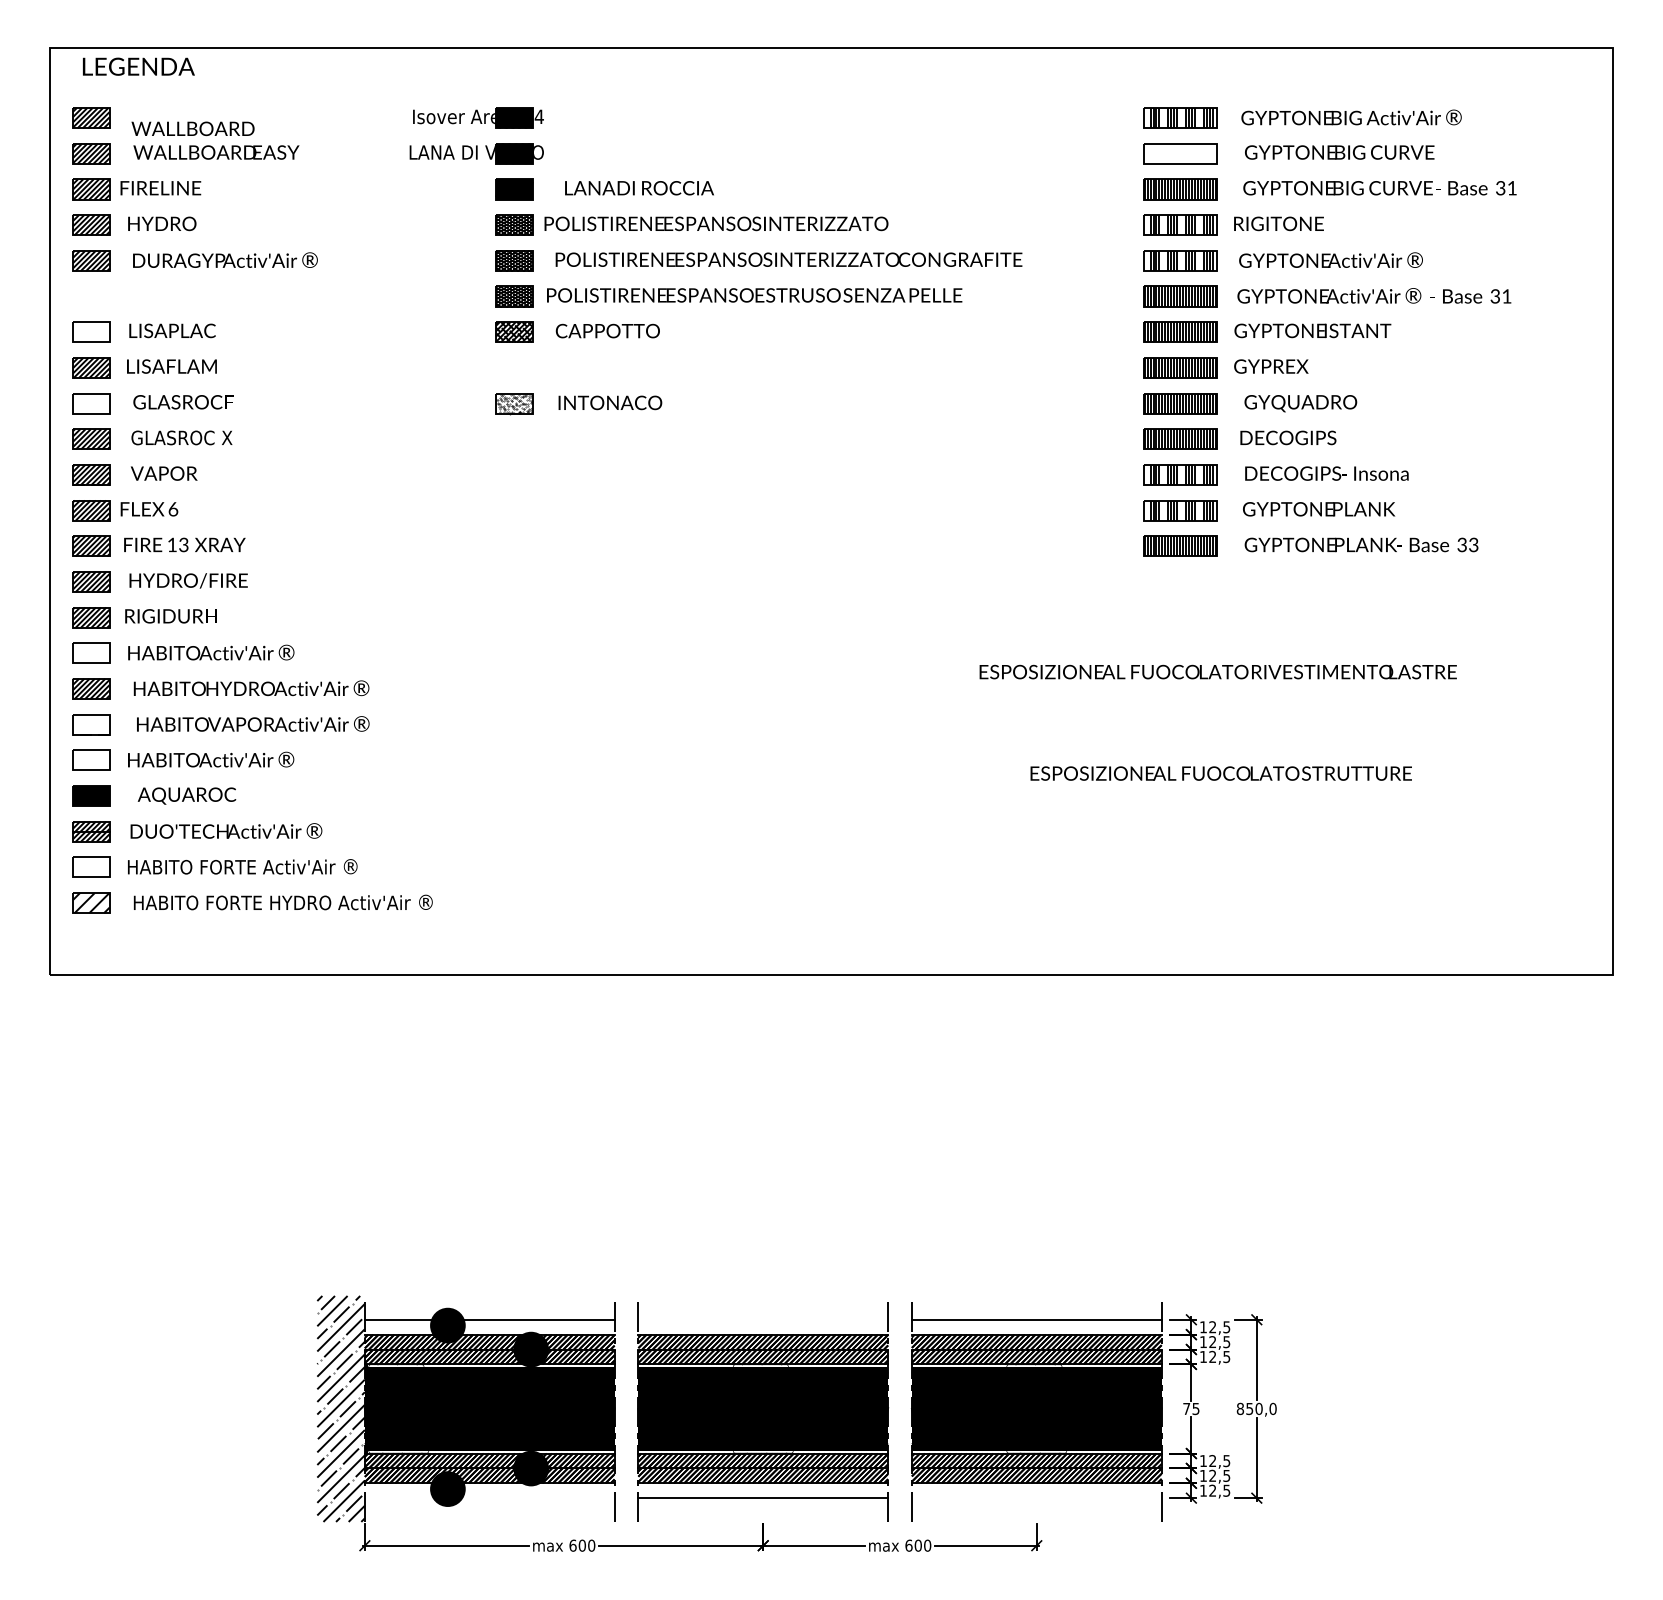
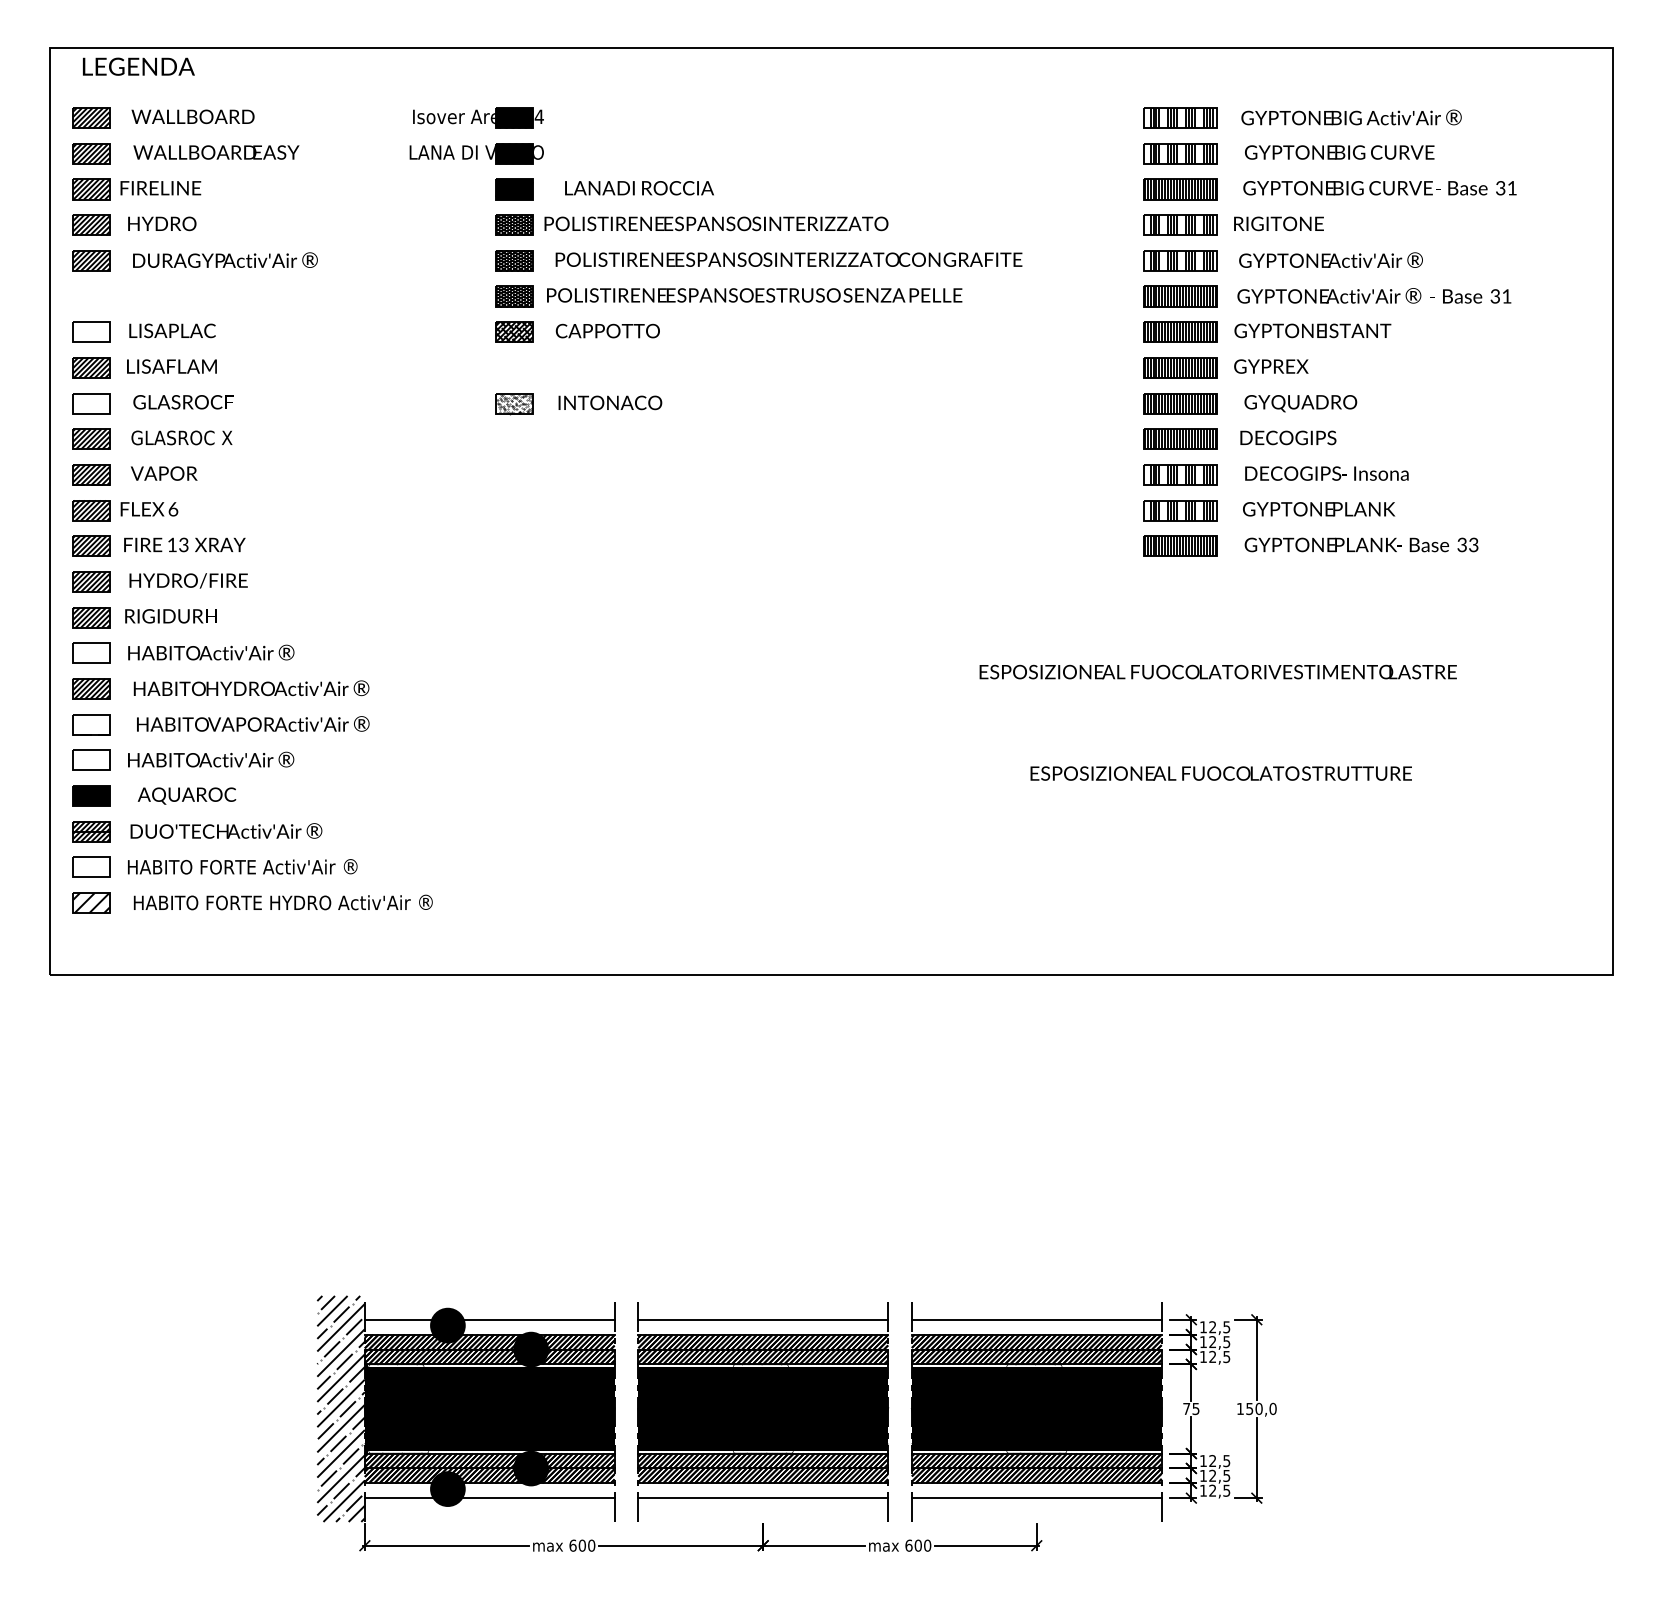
text position: (192, 128) -> (192, 116) (192, 116)
hatch: none -> present (1181, 153)
line: none -> present (763, 1319)
text: 850,0 -> 150,0 (1240, 1408)
line: none -> present (489, 1498)
line: none -> present (1036, 1498)
